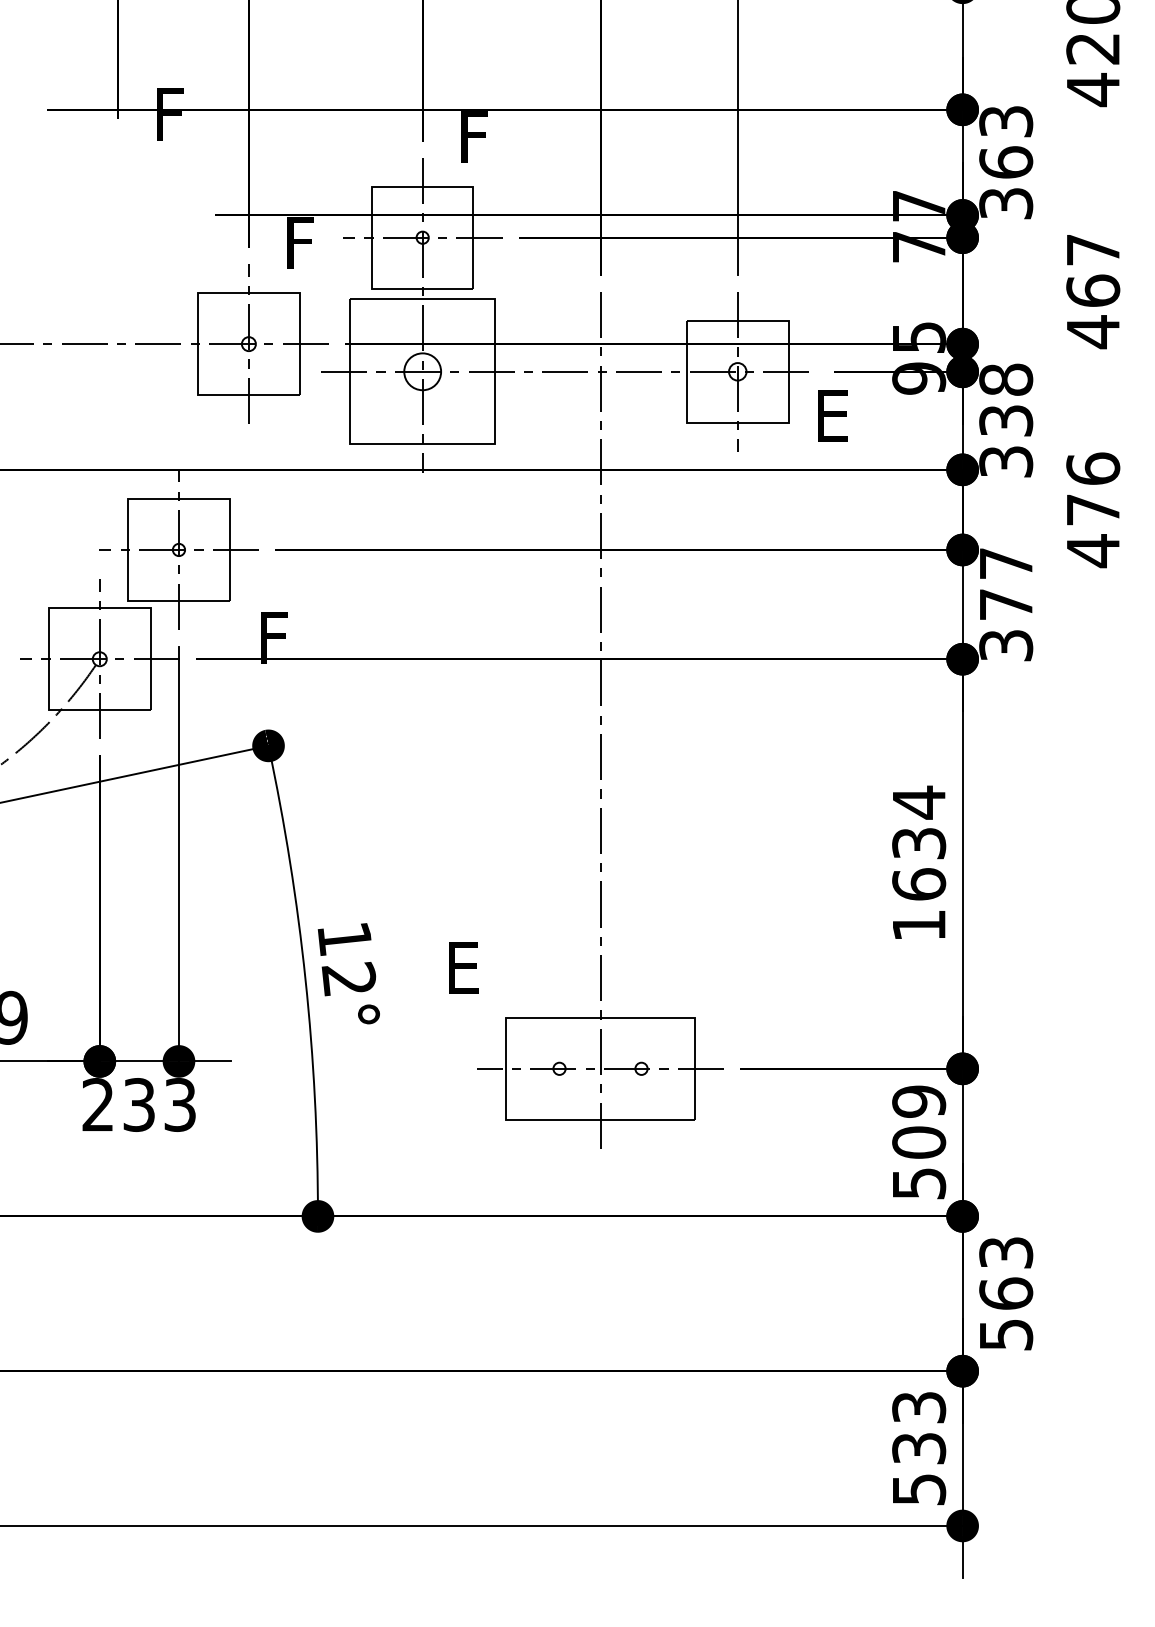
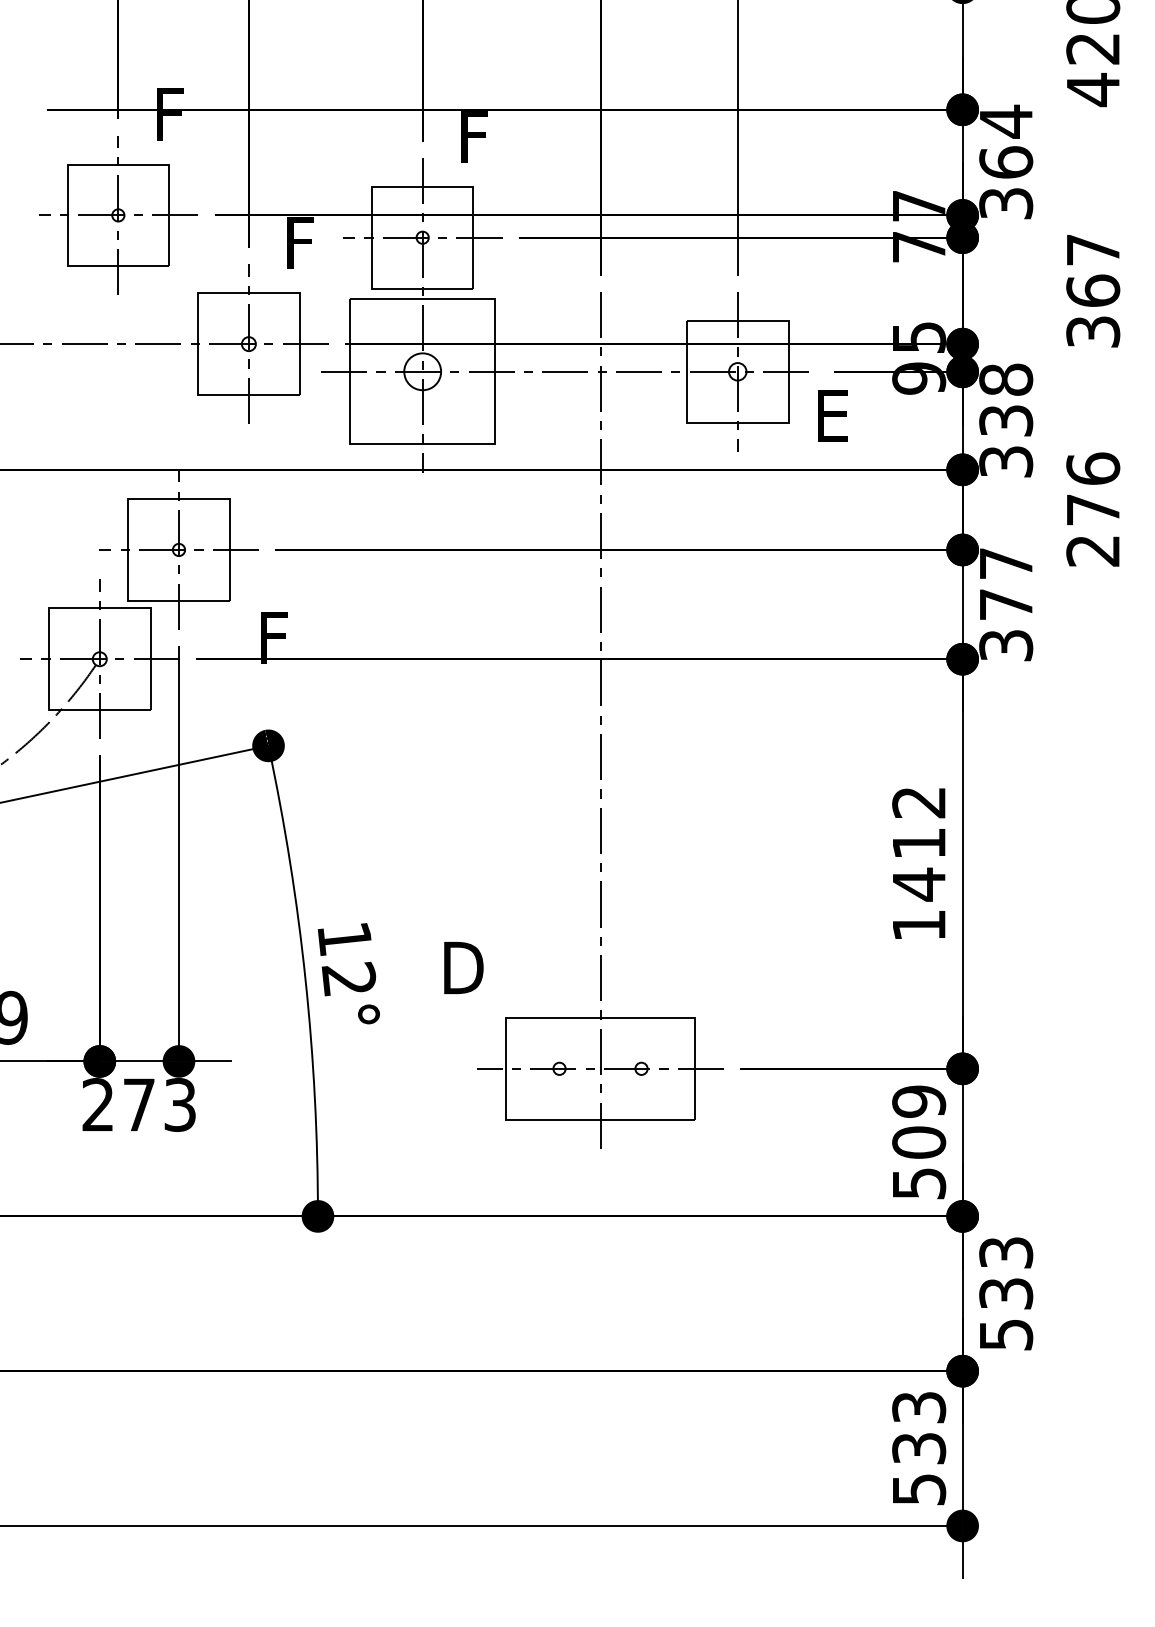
text: 363 -> 364 (1006, 121)
part: none -> present (118, 215)
text: 467 -> 367 (1093, 332)
text: 476 -> 276 (1092, 551)
text: 1634 -> 1412 (919, 843)
text: E -> D (463, 967)
text: 233 -> 273 (138, 1104)
text: 563 -> 533 (1006, 1293)
